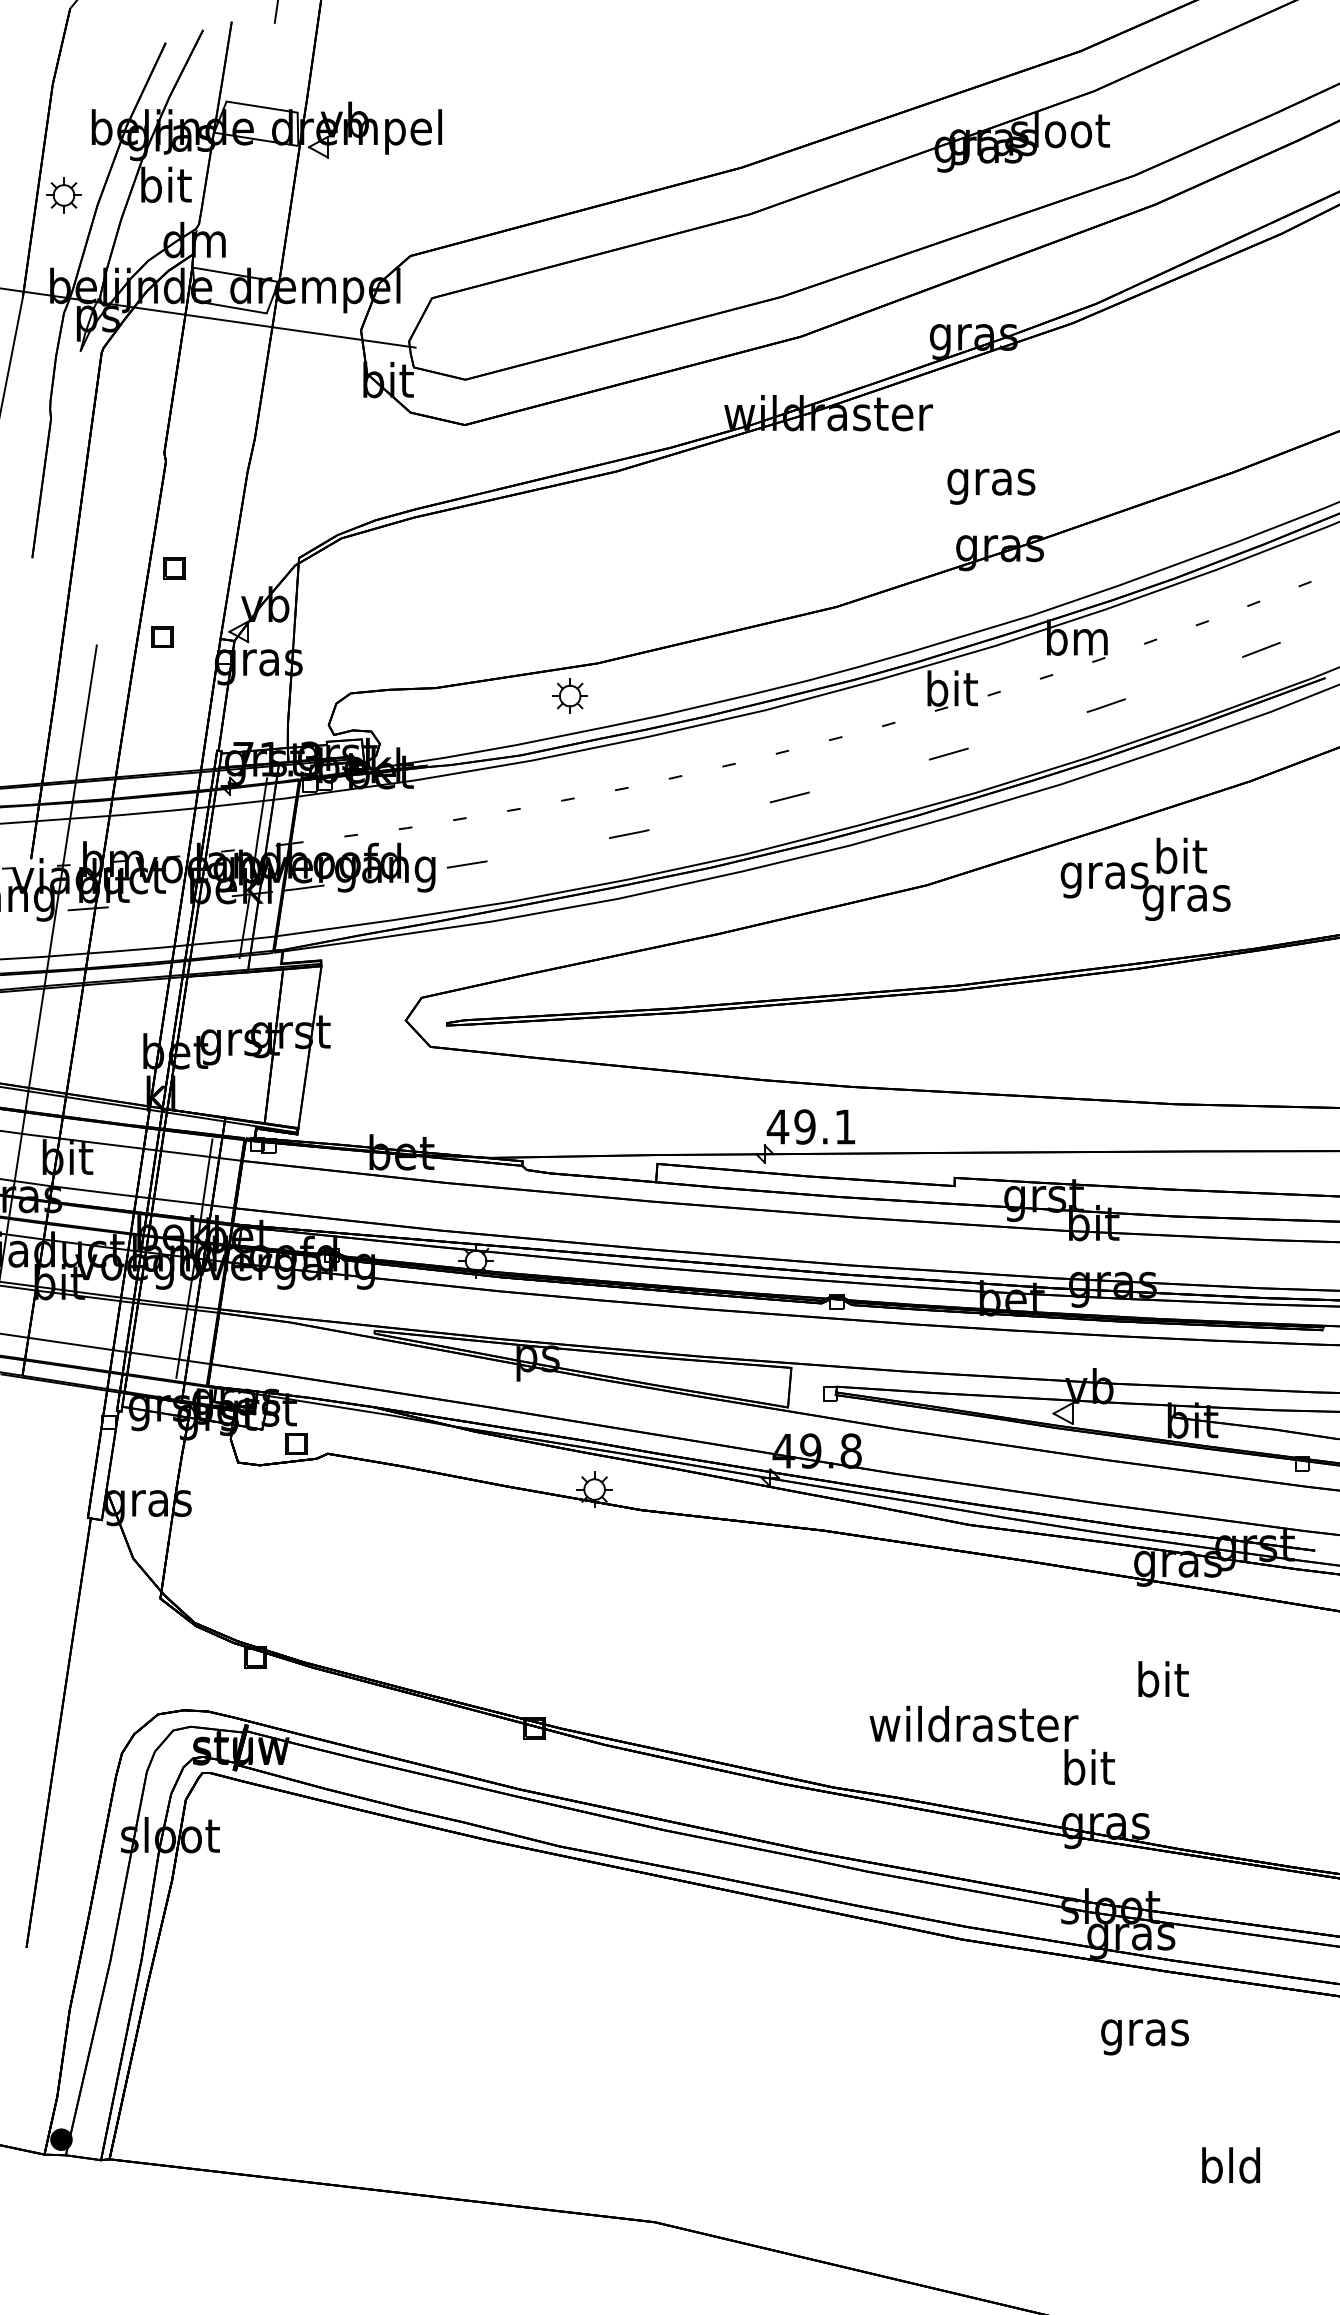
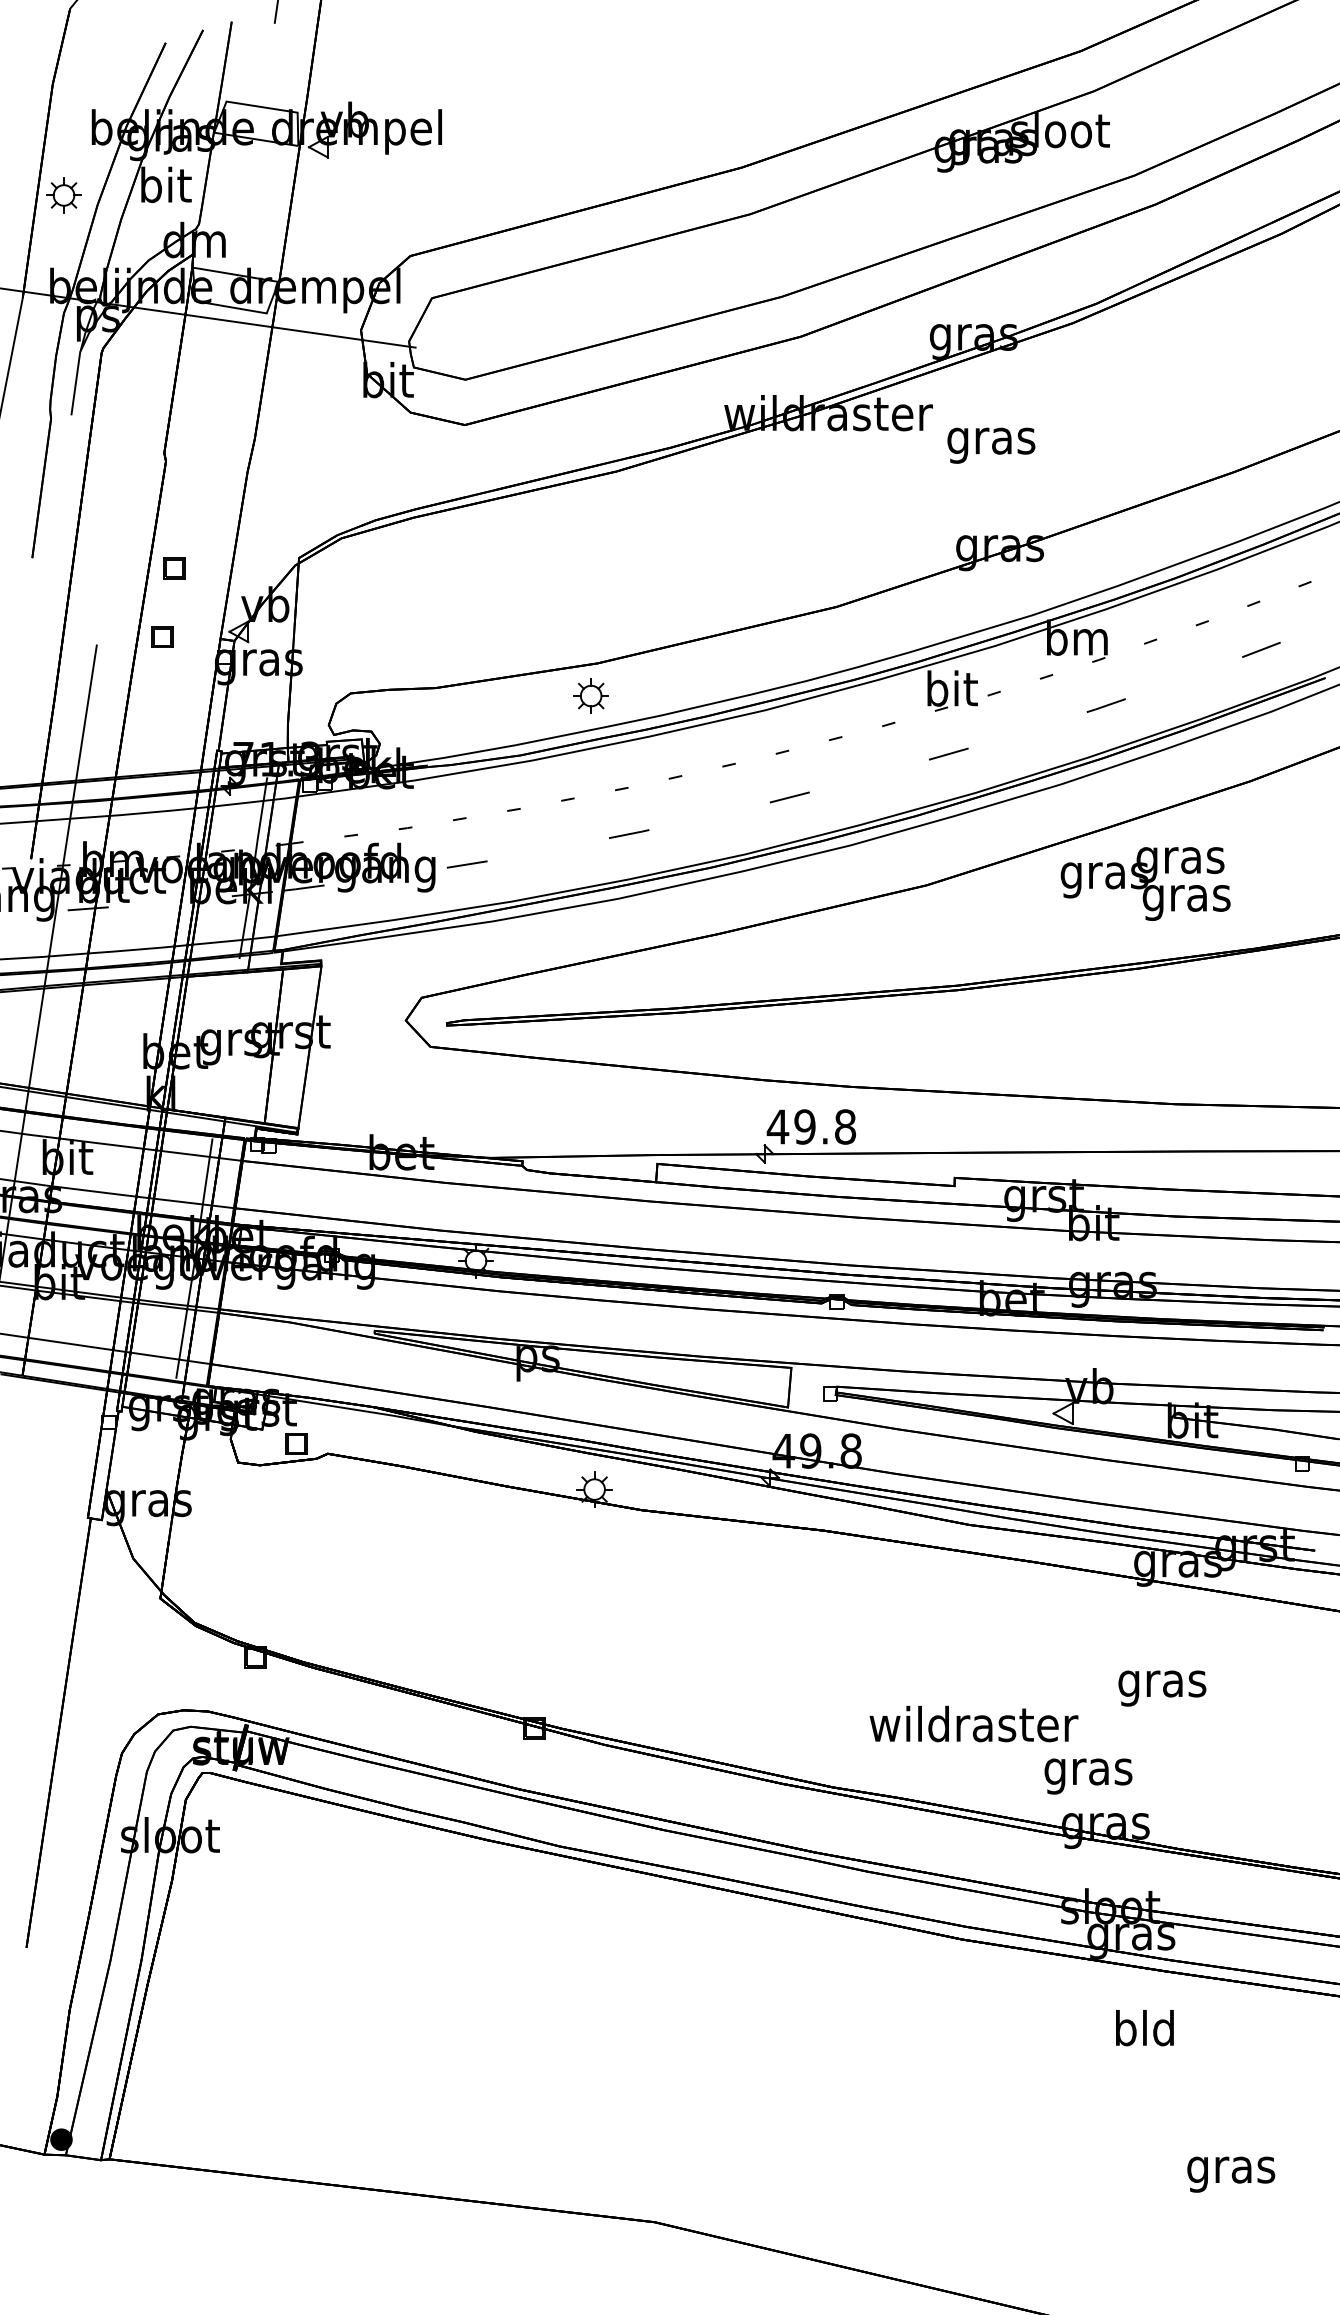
line: none -> present (75, 383)
text position: (991, 486) -> (991, 445) (991, 445)
part position: (569, 695) -> (590, 695) (590, 695)
text: bit -> gras (1180, 859)
text: 49.1 -> 49.8 (845, 1126)
text: bit -> gras (1162, 1683)
text: bit -> gras (1088, 1771)
text: gras -> bld (1144, 2032)
text: bld -> gras (1231, 2169)
